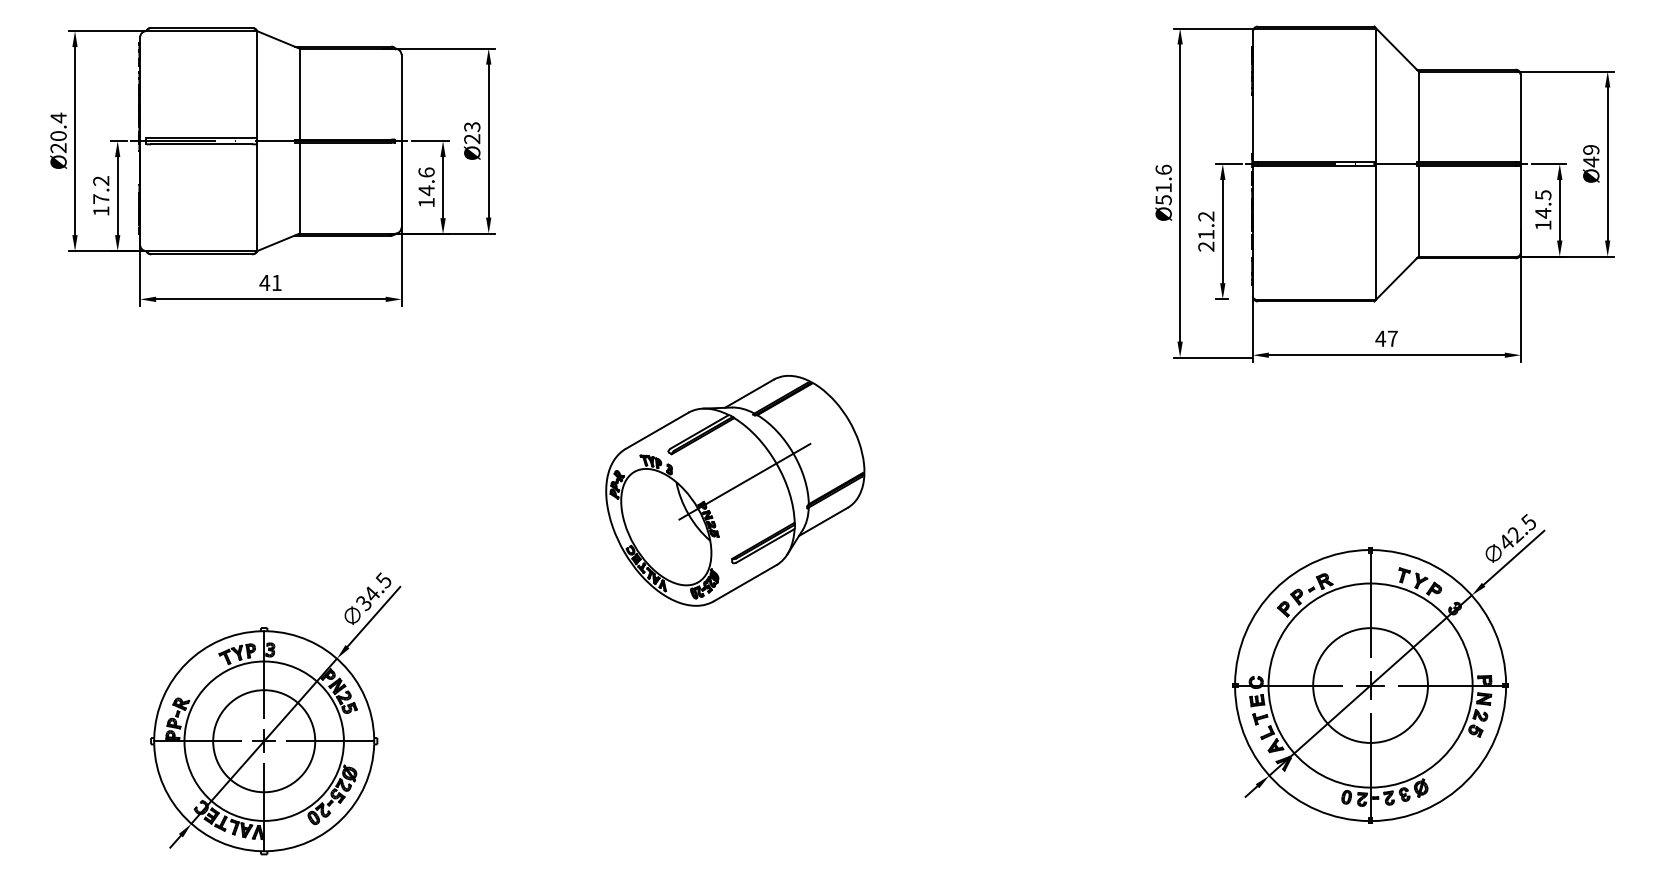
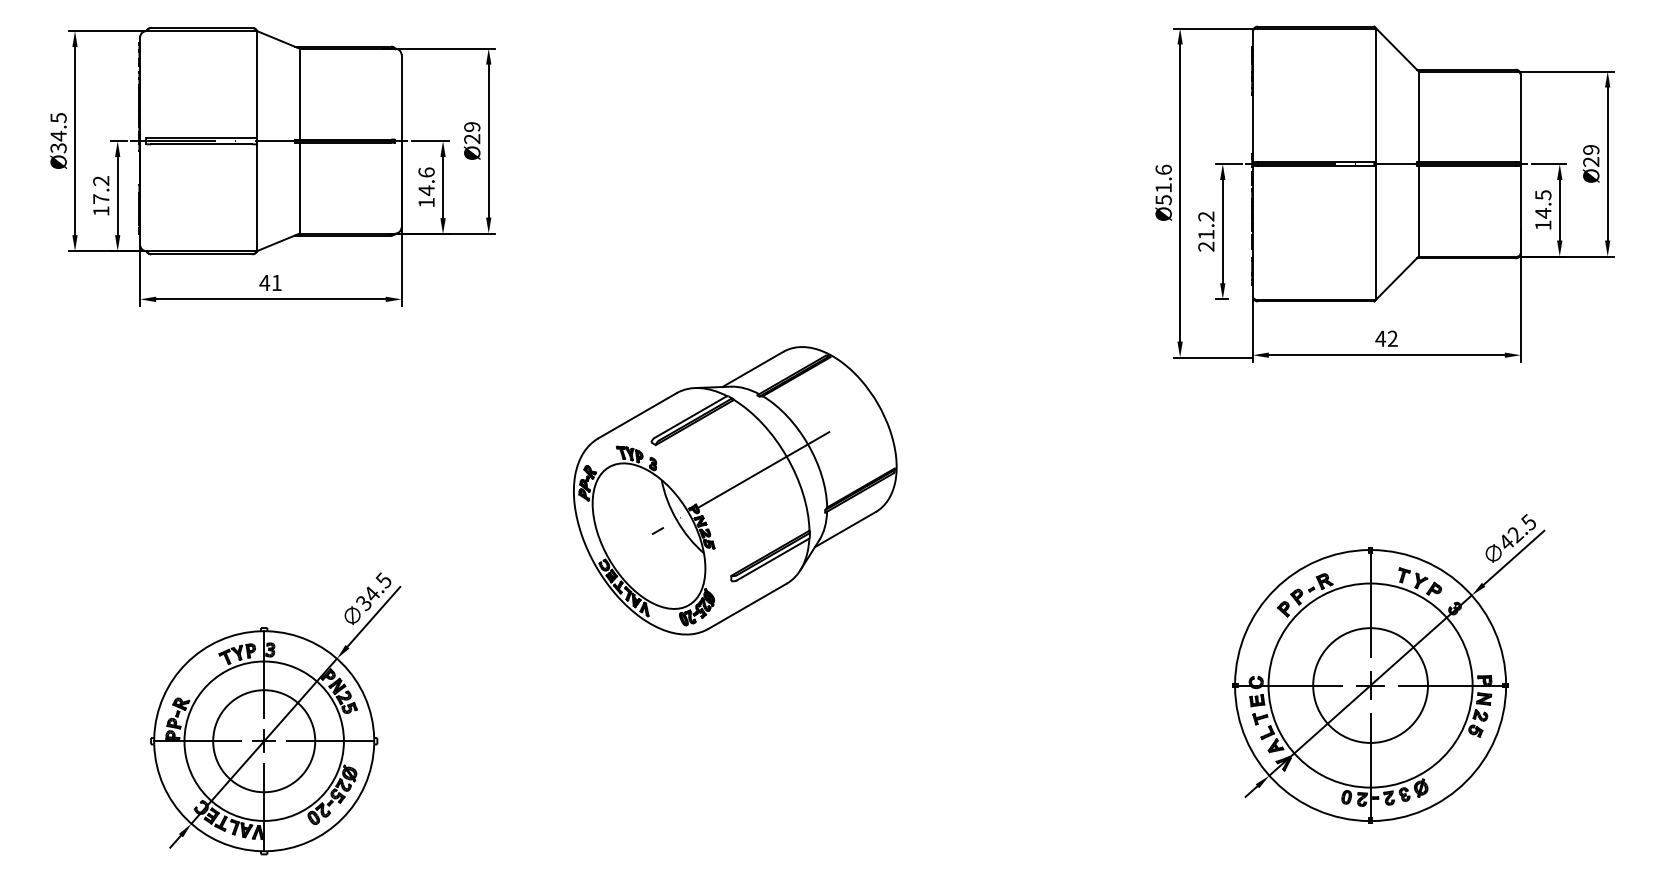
text: Ø23 -> Ø29 (472, 127)
text: Ø20.4 -> Ø34.5 (58, 132)
text: Ø49 -> Ø29 (1591, 161)
text: 47 -> 42 (1392, 338)
part size: 261x232 px -> 325x290 px (735, 490)
